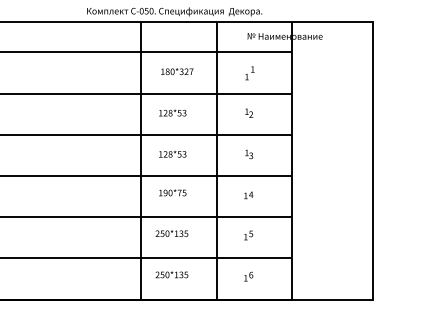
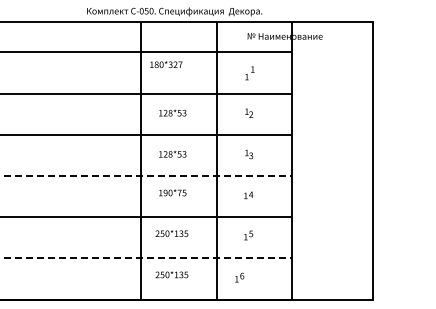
text position: (177, 71) -> (166, 64) (166, 64)
line: solid -> dashed (146, 176)
line: solid -> dashed (146, 258)
text position: (248, 276) -> (239, 277) (239, 277)
